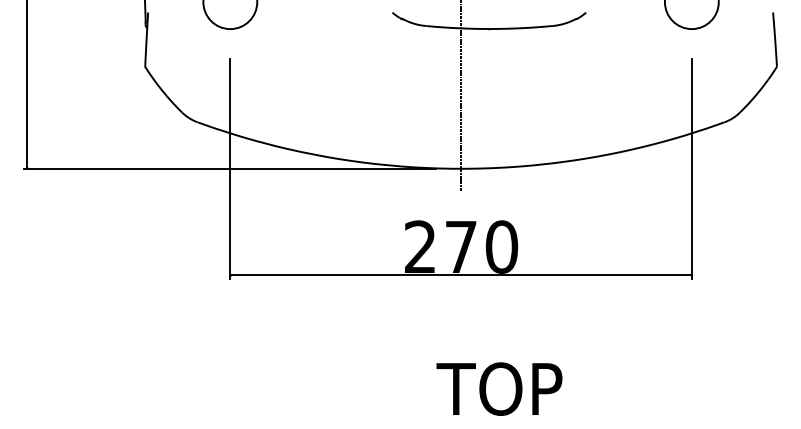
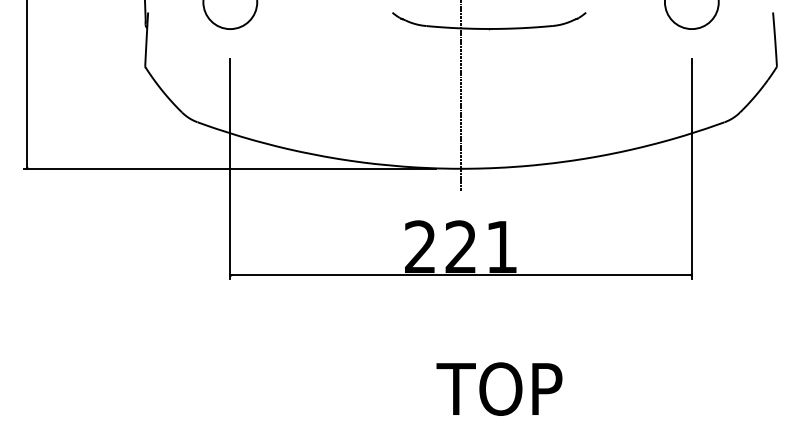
text: 270 -> 221 (481, 246)
